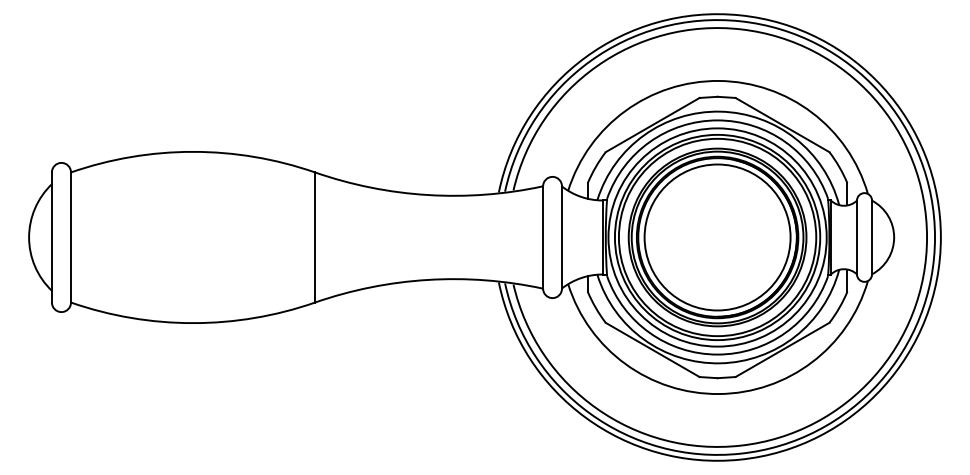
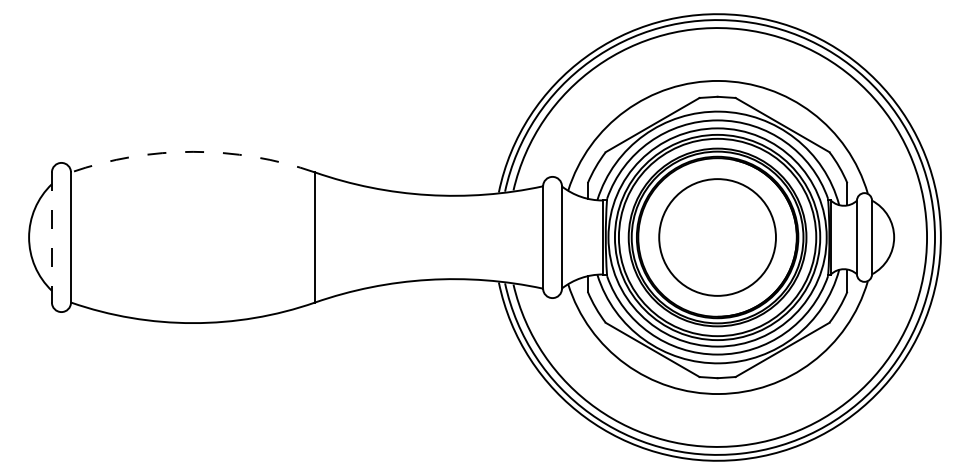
arc: solid -> dashed (193, 151)
circle diameter: 146 px -> 117 px (717, 237)
line: solid -> dashed (51, 238)
